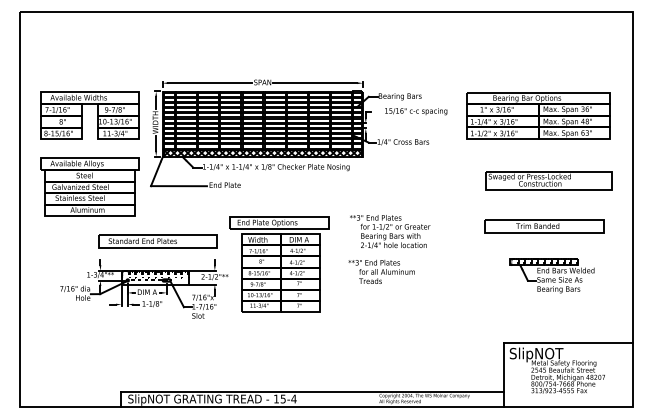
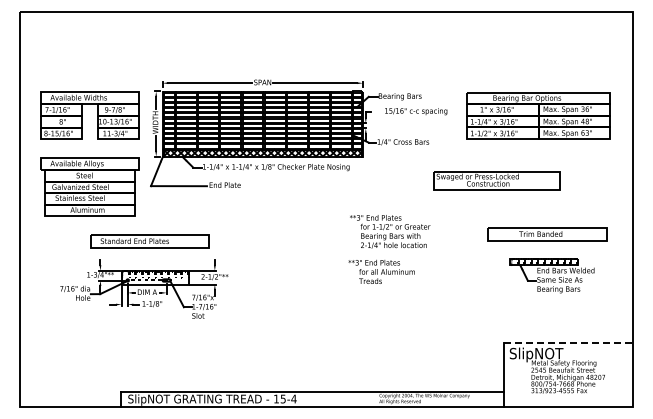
part position: (548, 180) -> (496, 180) (496, 180)
part position: (544, 226) -> (547, 234) (547, 234)
part position: (157, 241) -> (149, 241) (149, 241)
part: present -> none (279, 264)
line: solid -> dashed (568, 342)
